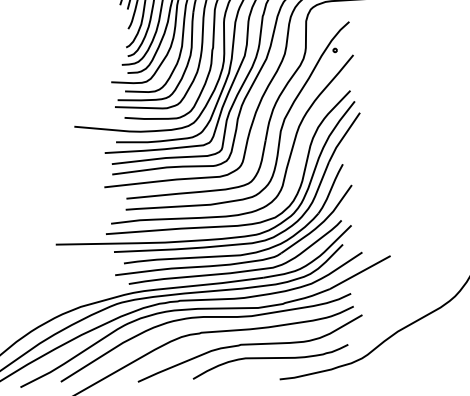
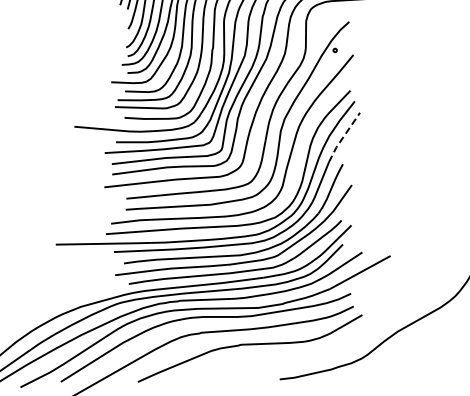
line: solid -> dashed (343, 137)
curve: present -> none (270, 358)
